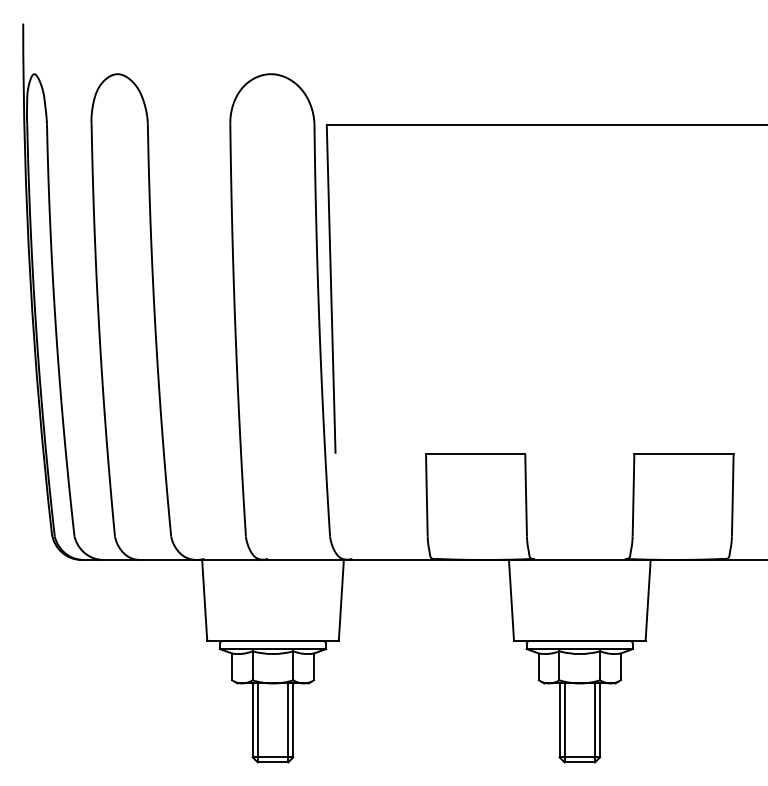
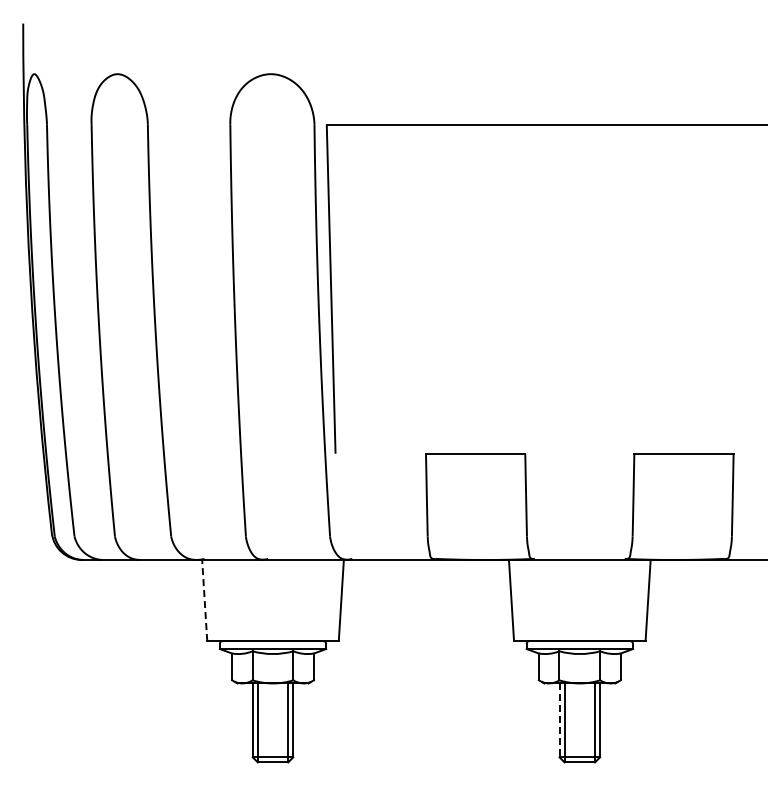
line: solid -> dashed (204, 600)
line: solid -> dashed (559, 720)
